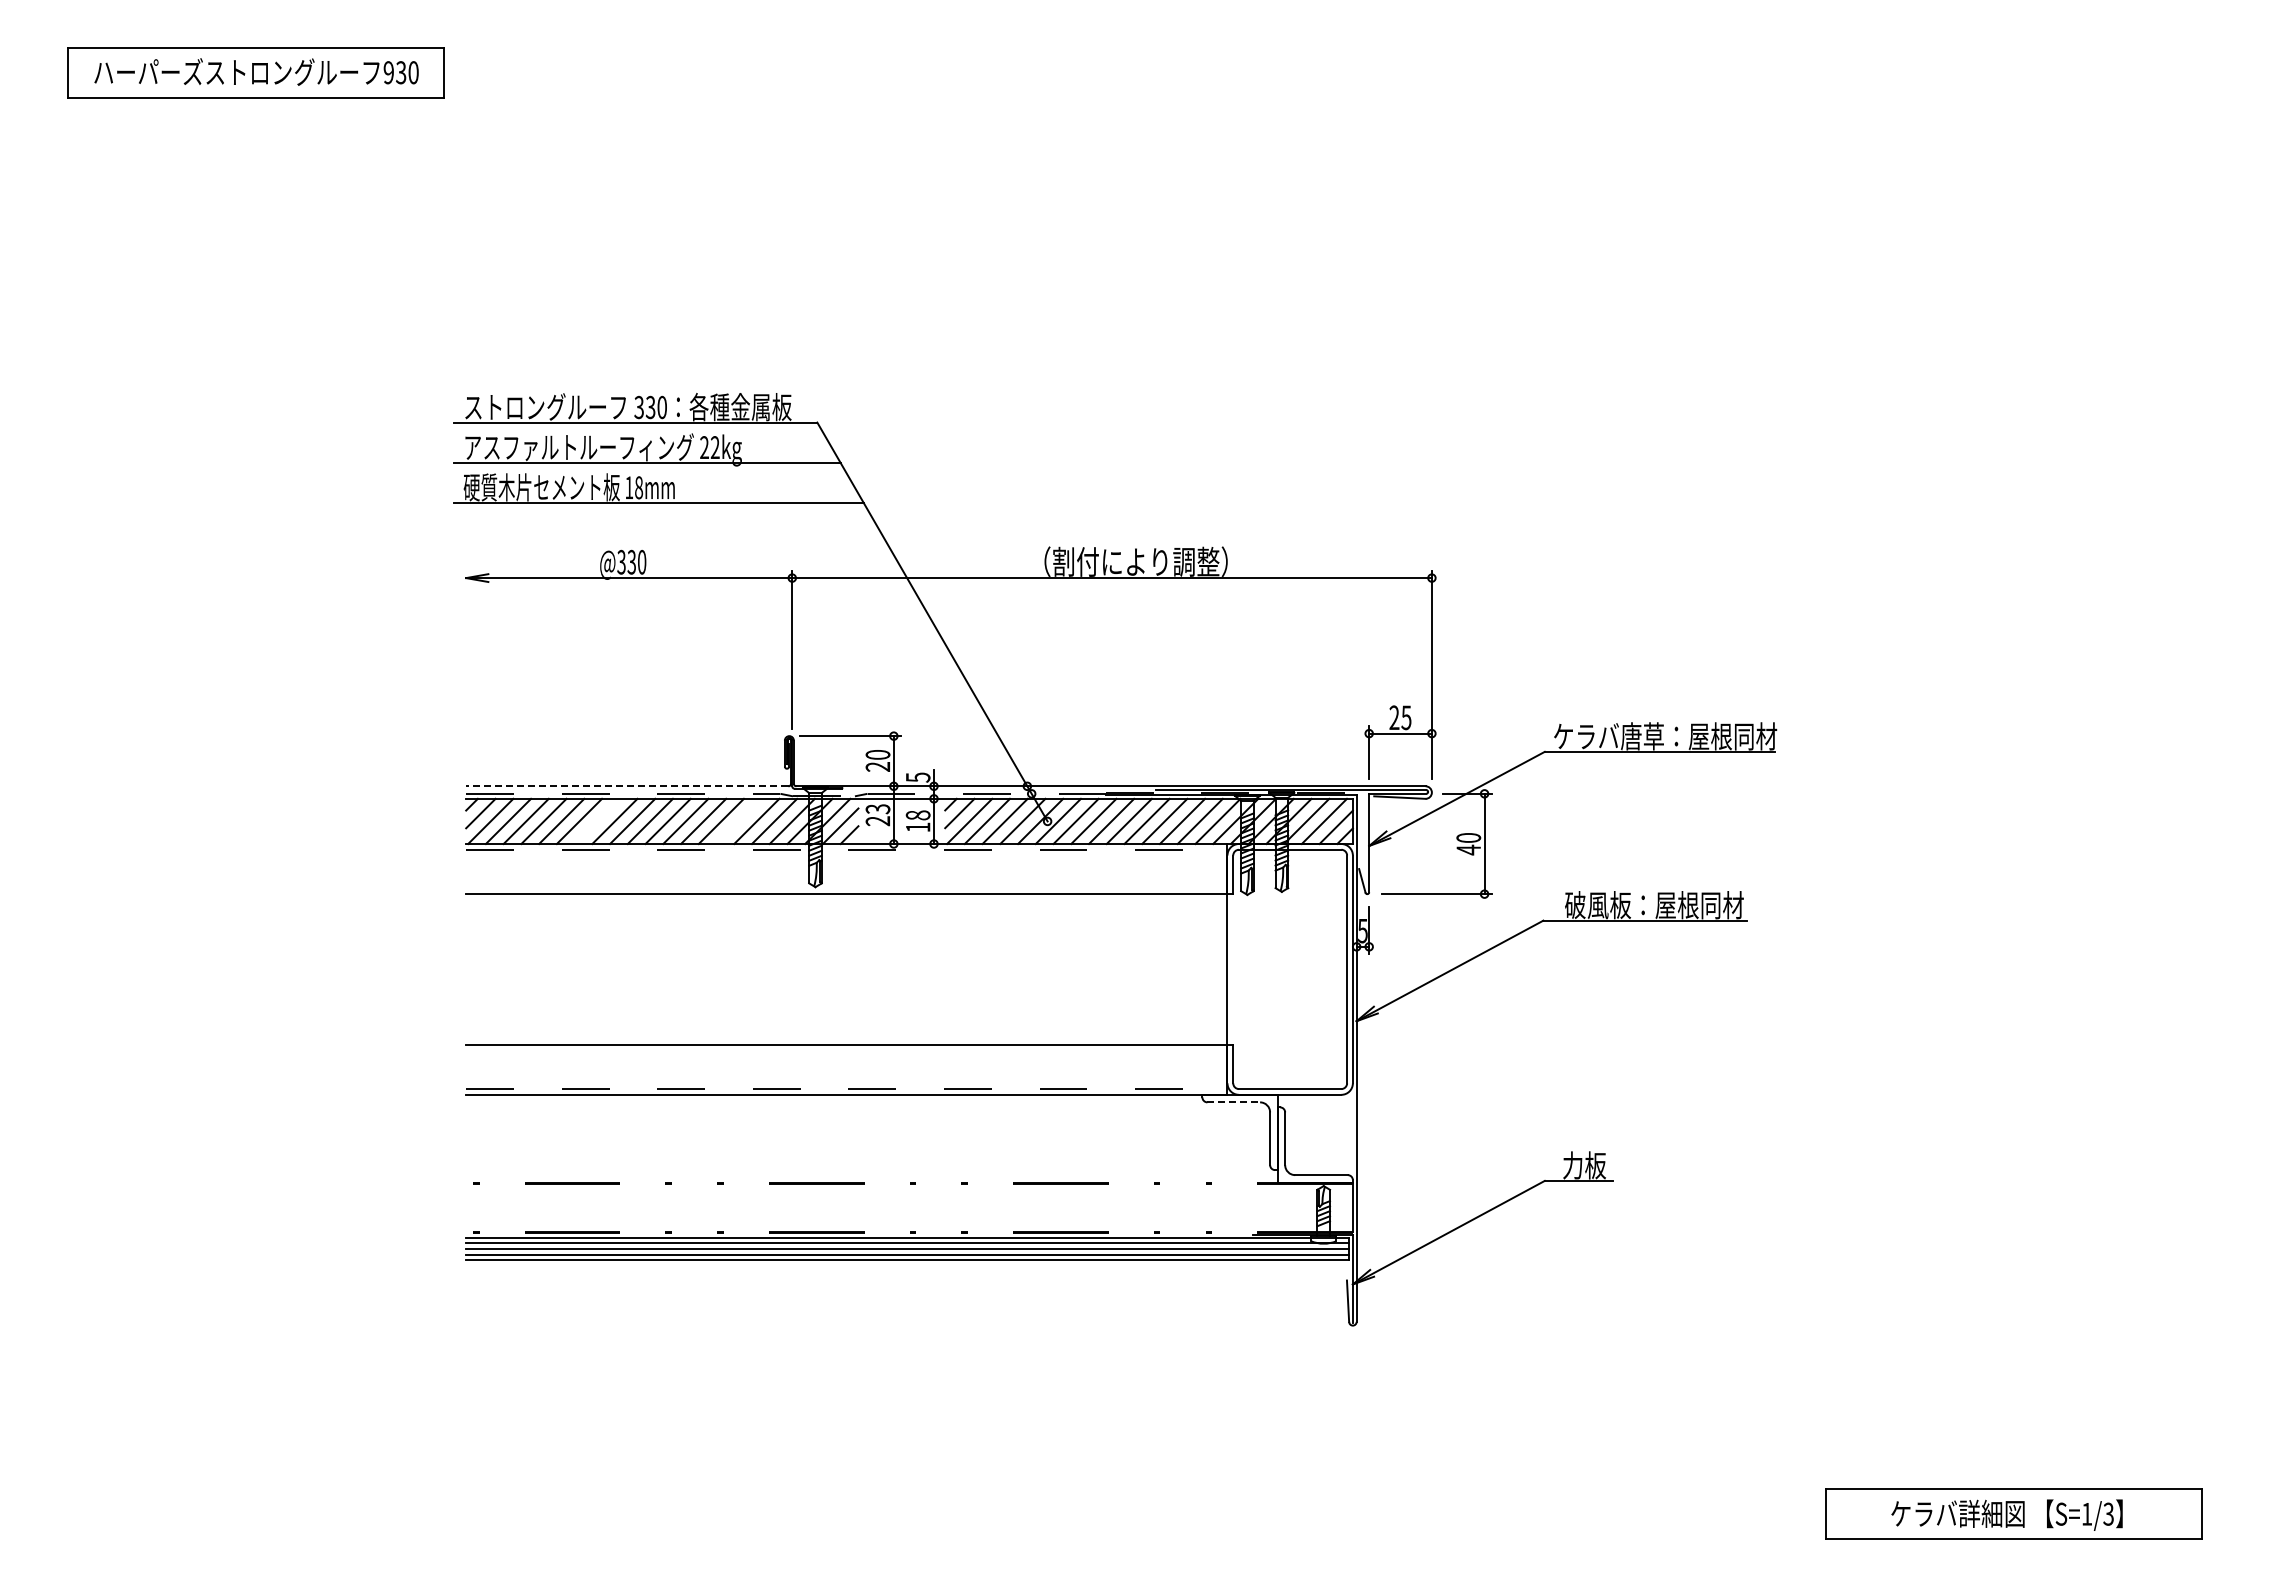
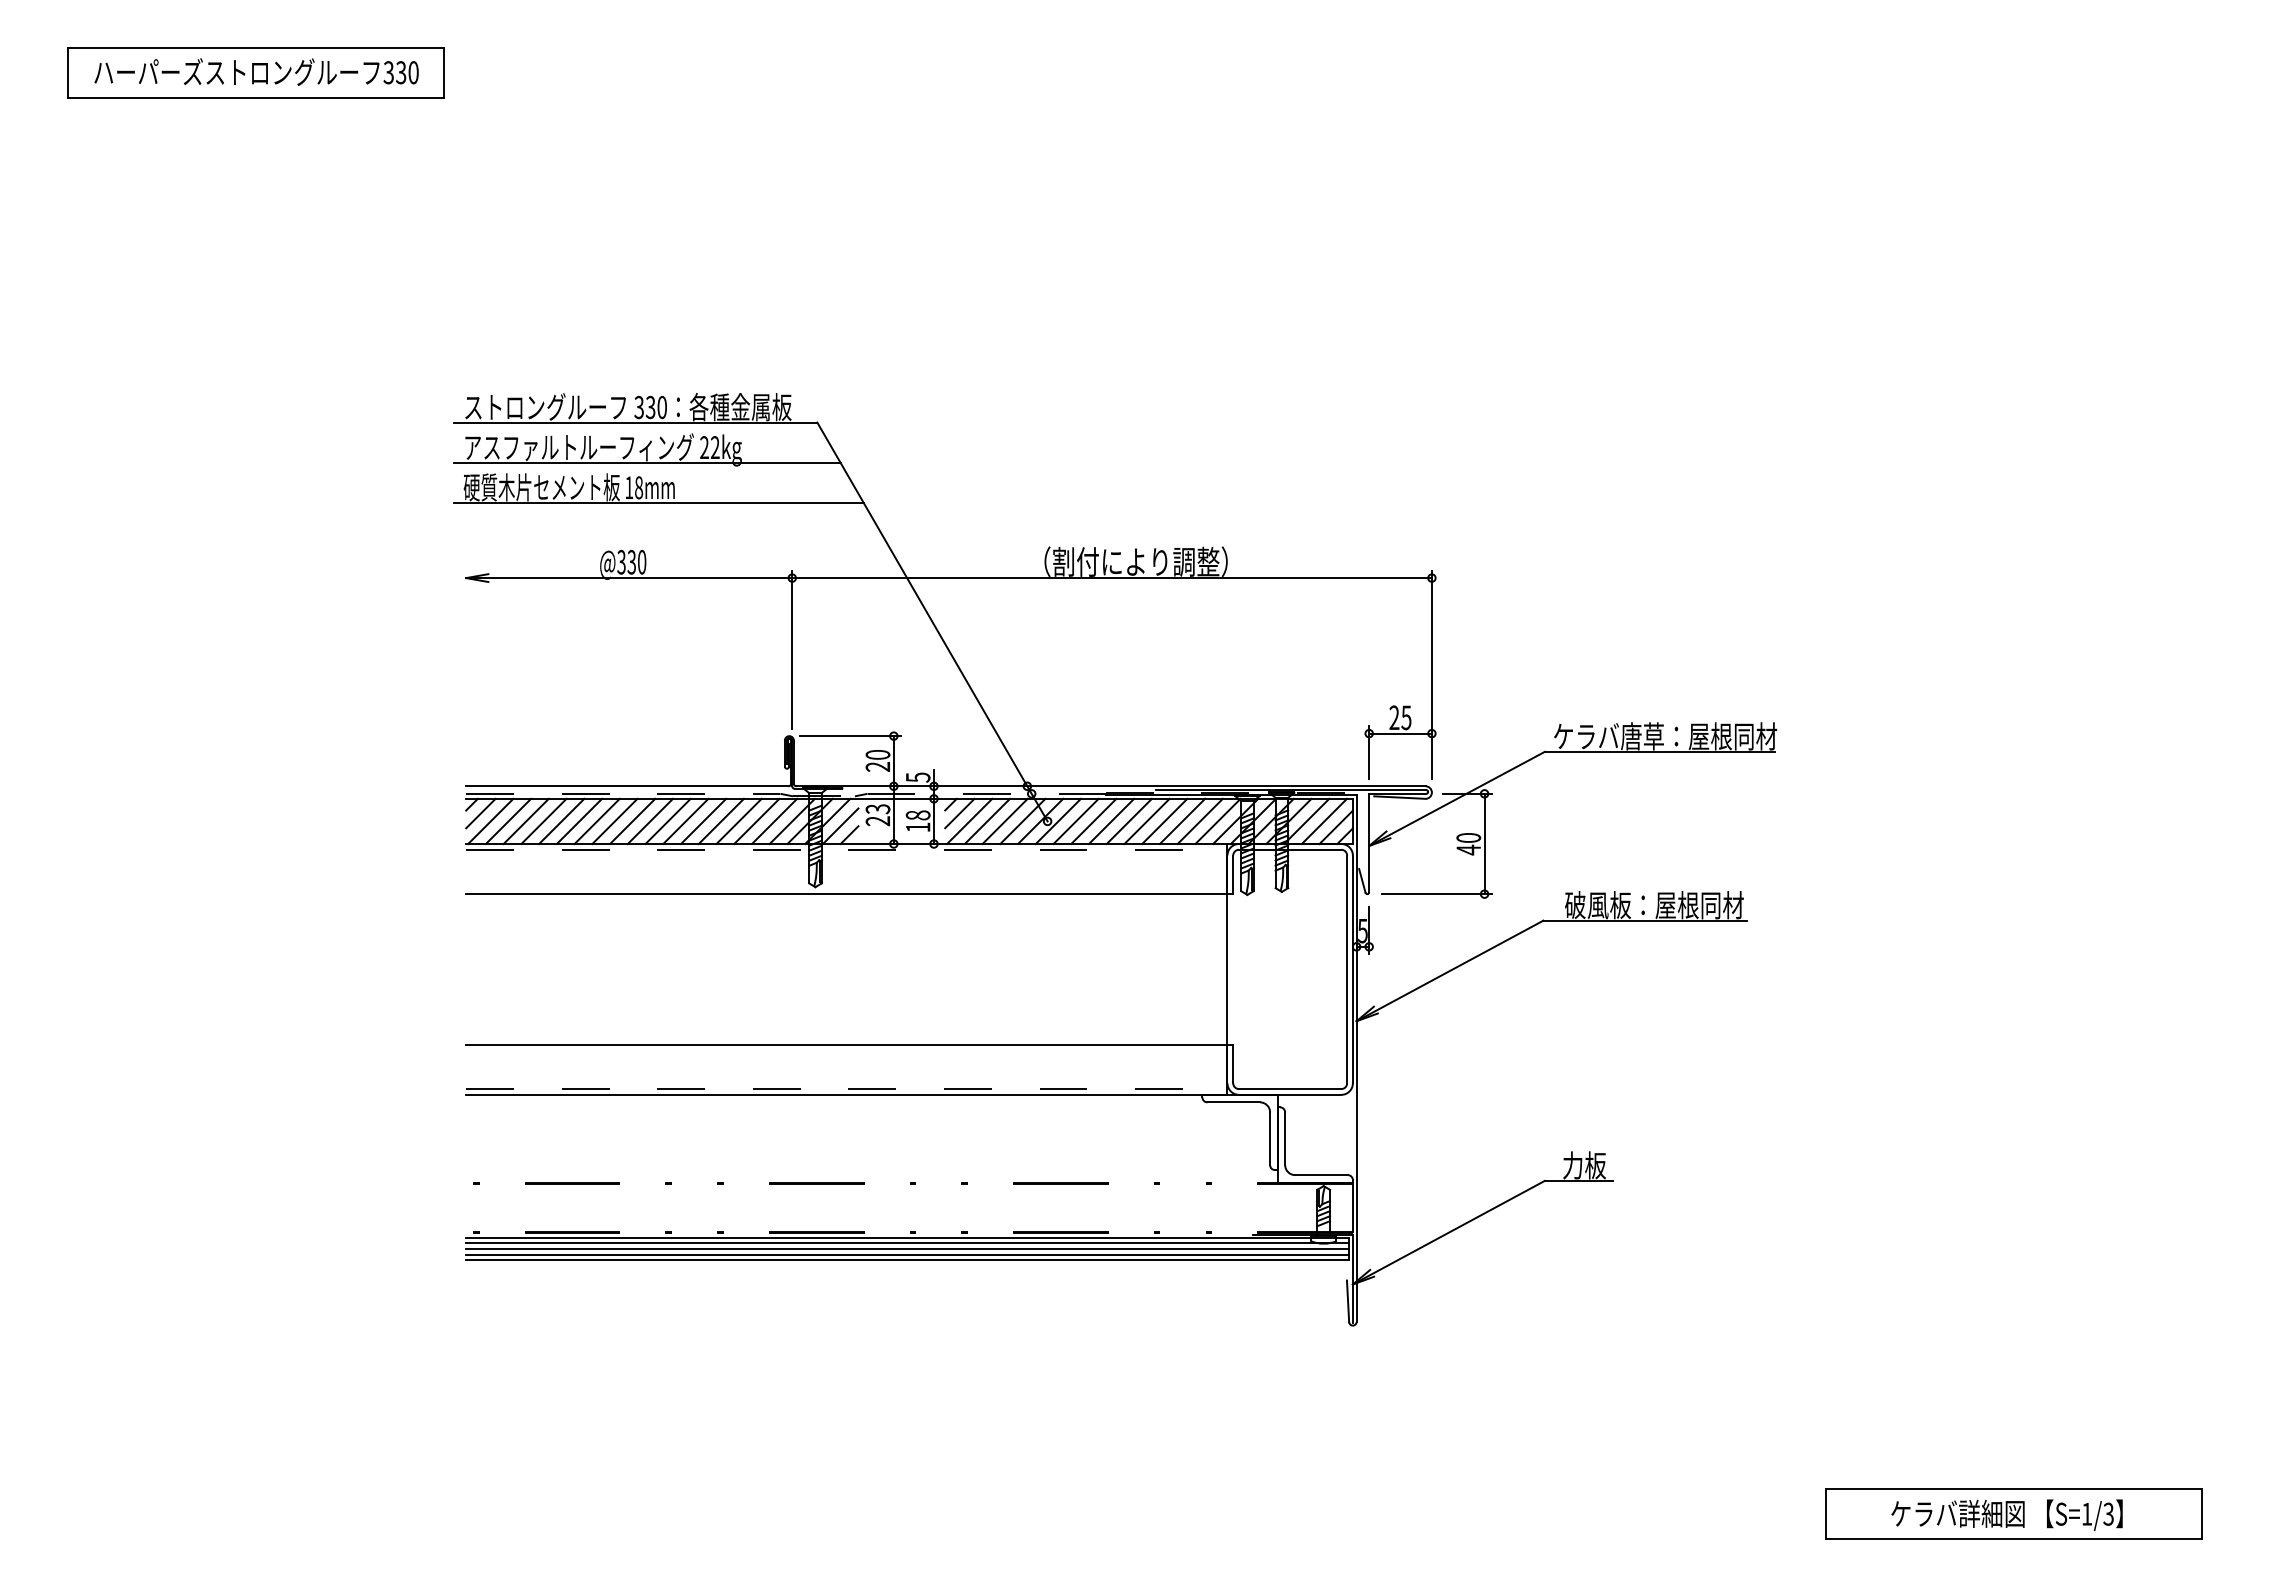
text: 930 -> 330 (388, 72)
line: dashed -> solid (626, 786)
line: none -> present (596, 821)
line: none -> present (738, 821)
line: dashed -> solid (1234, 1102)
